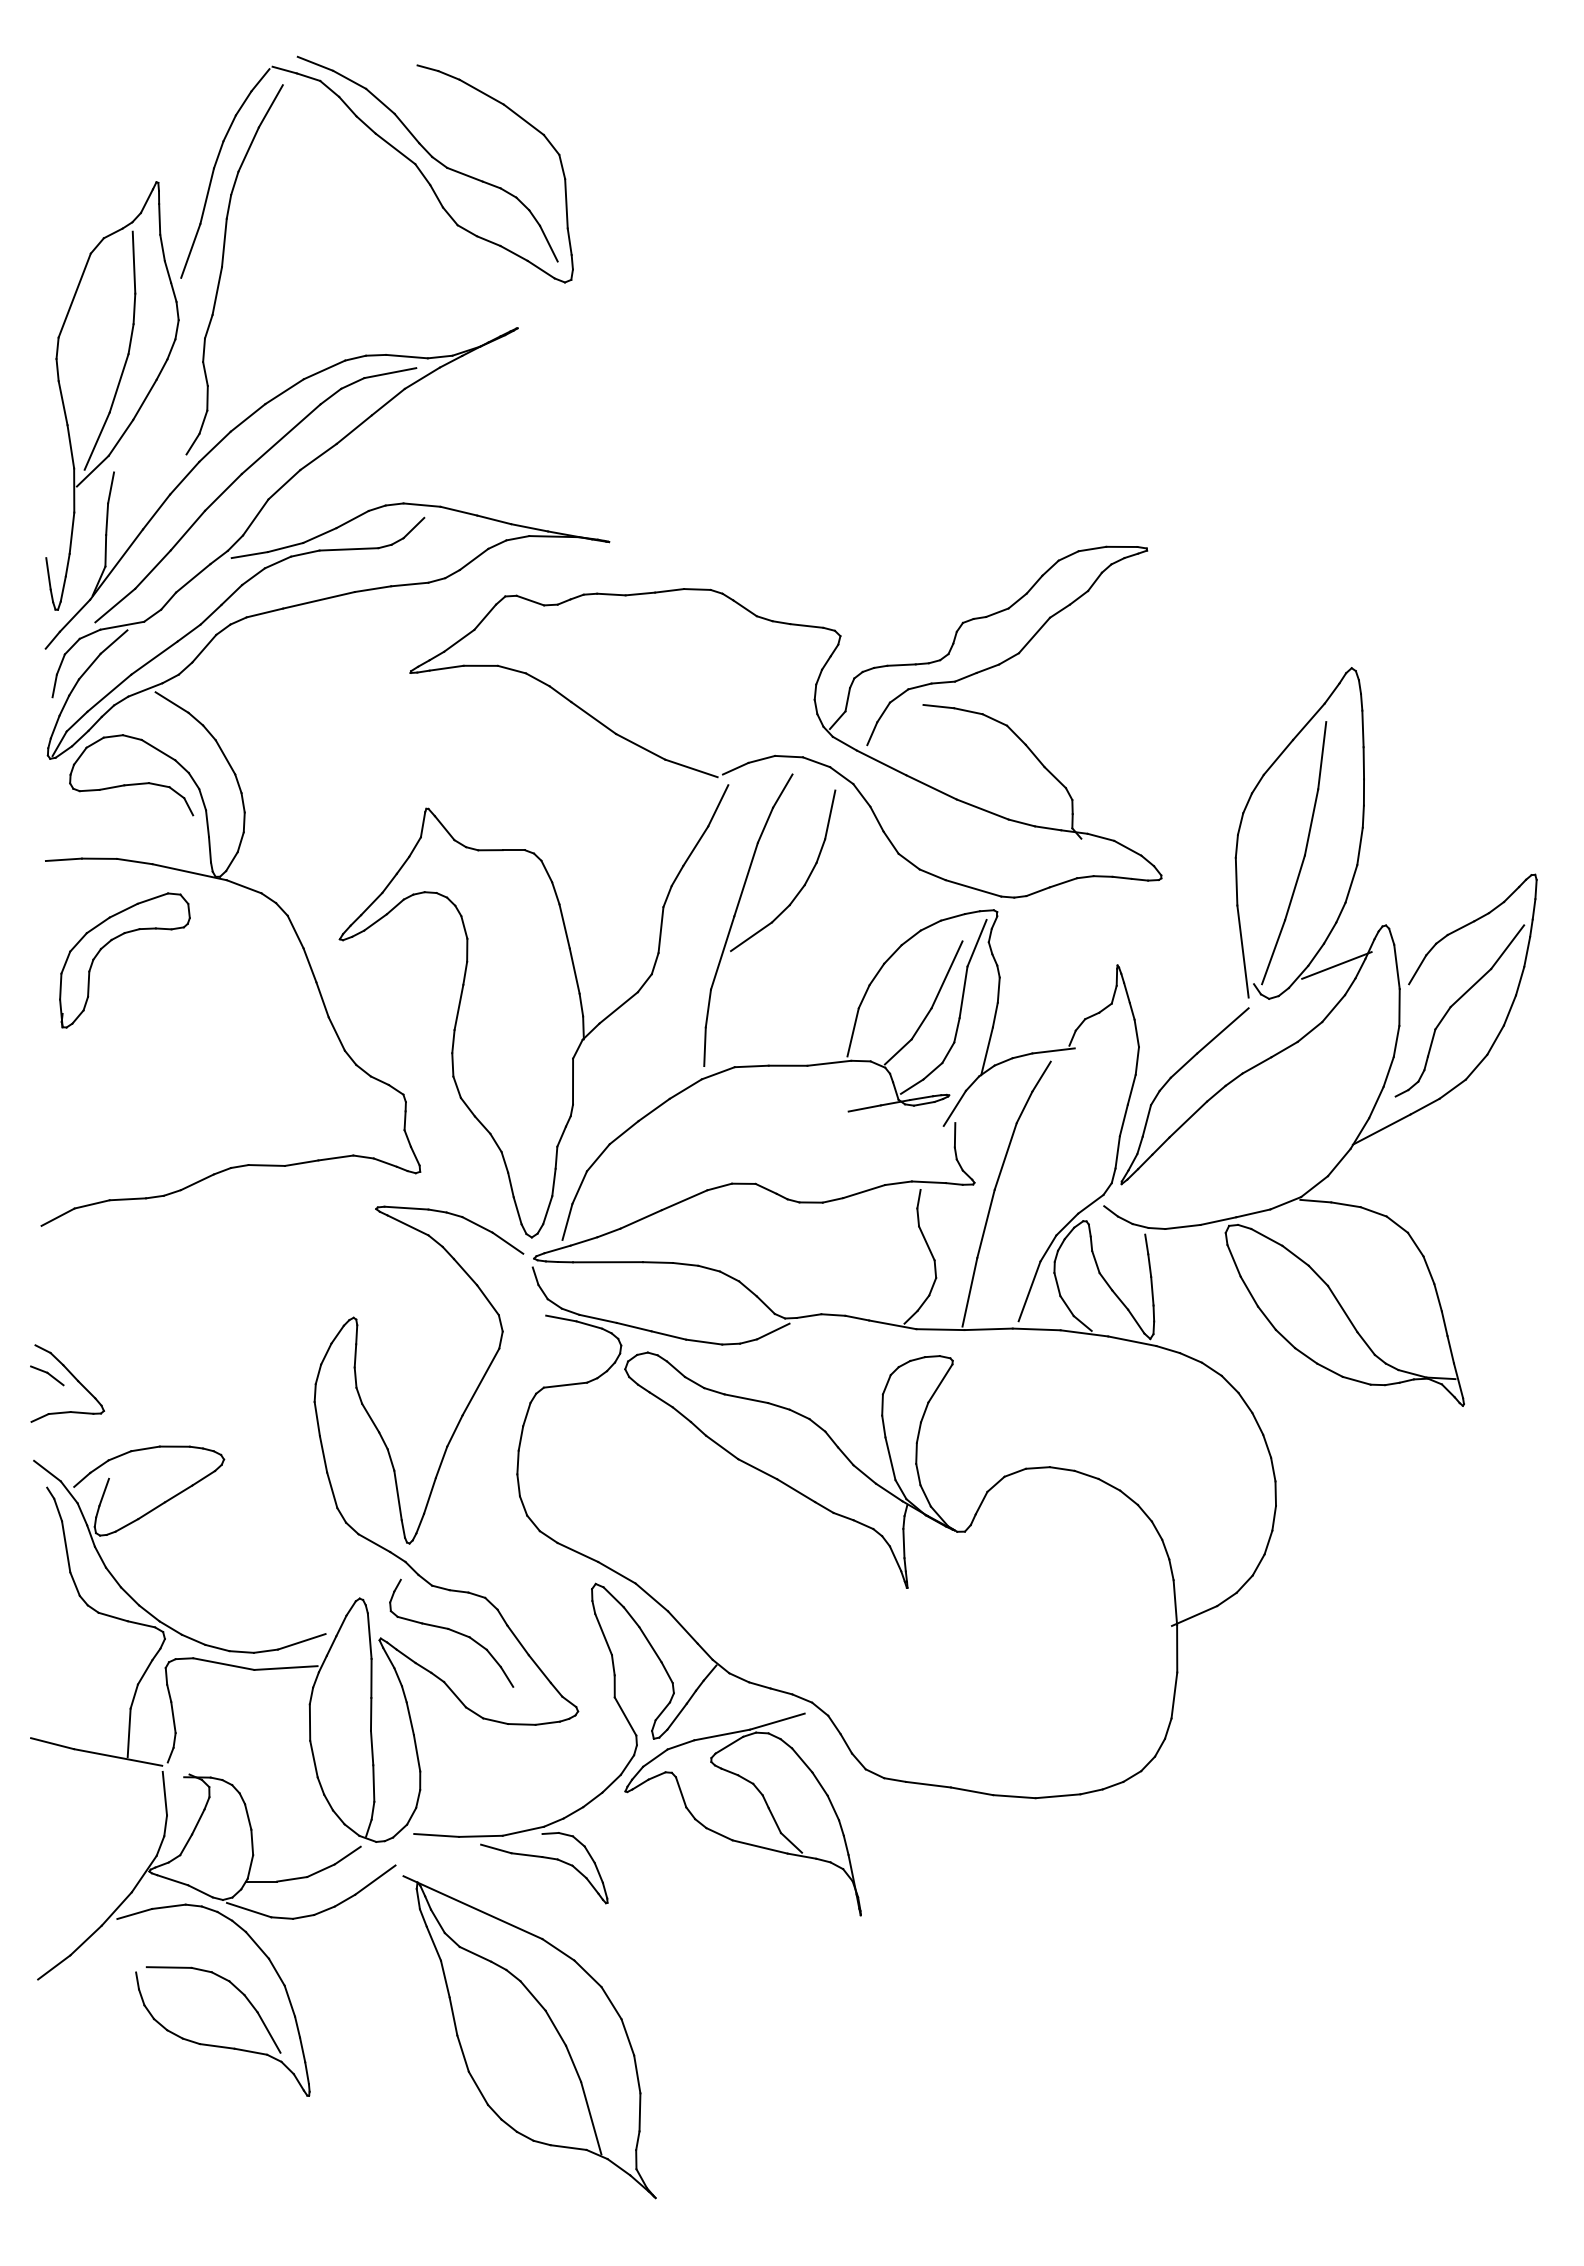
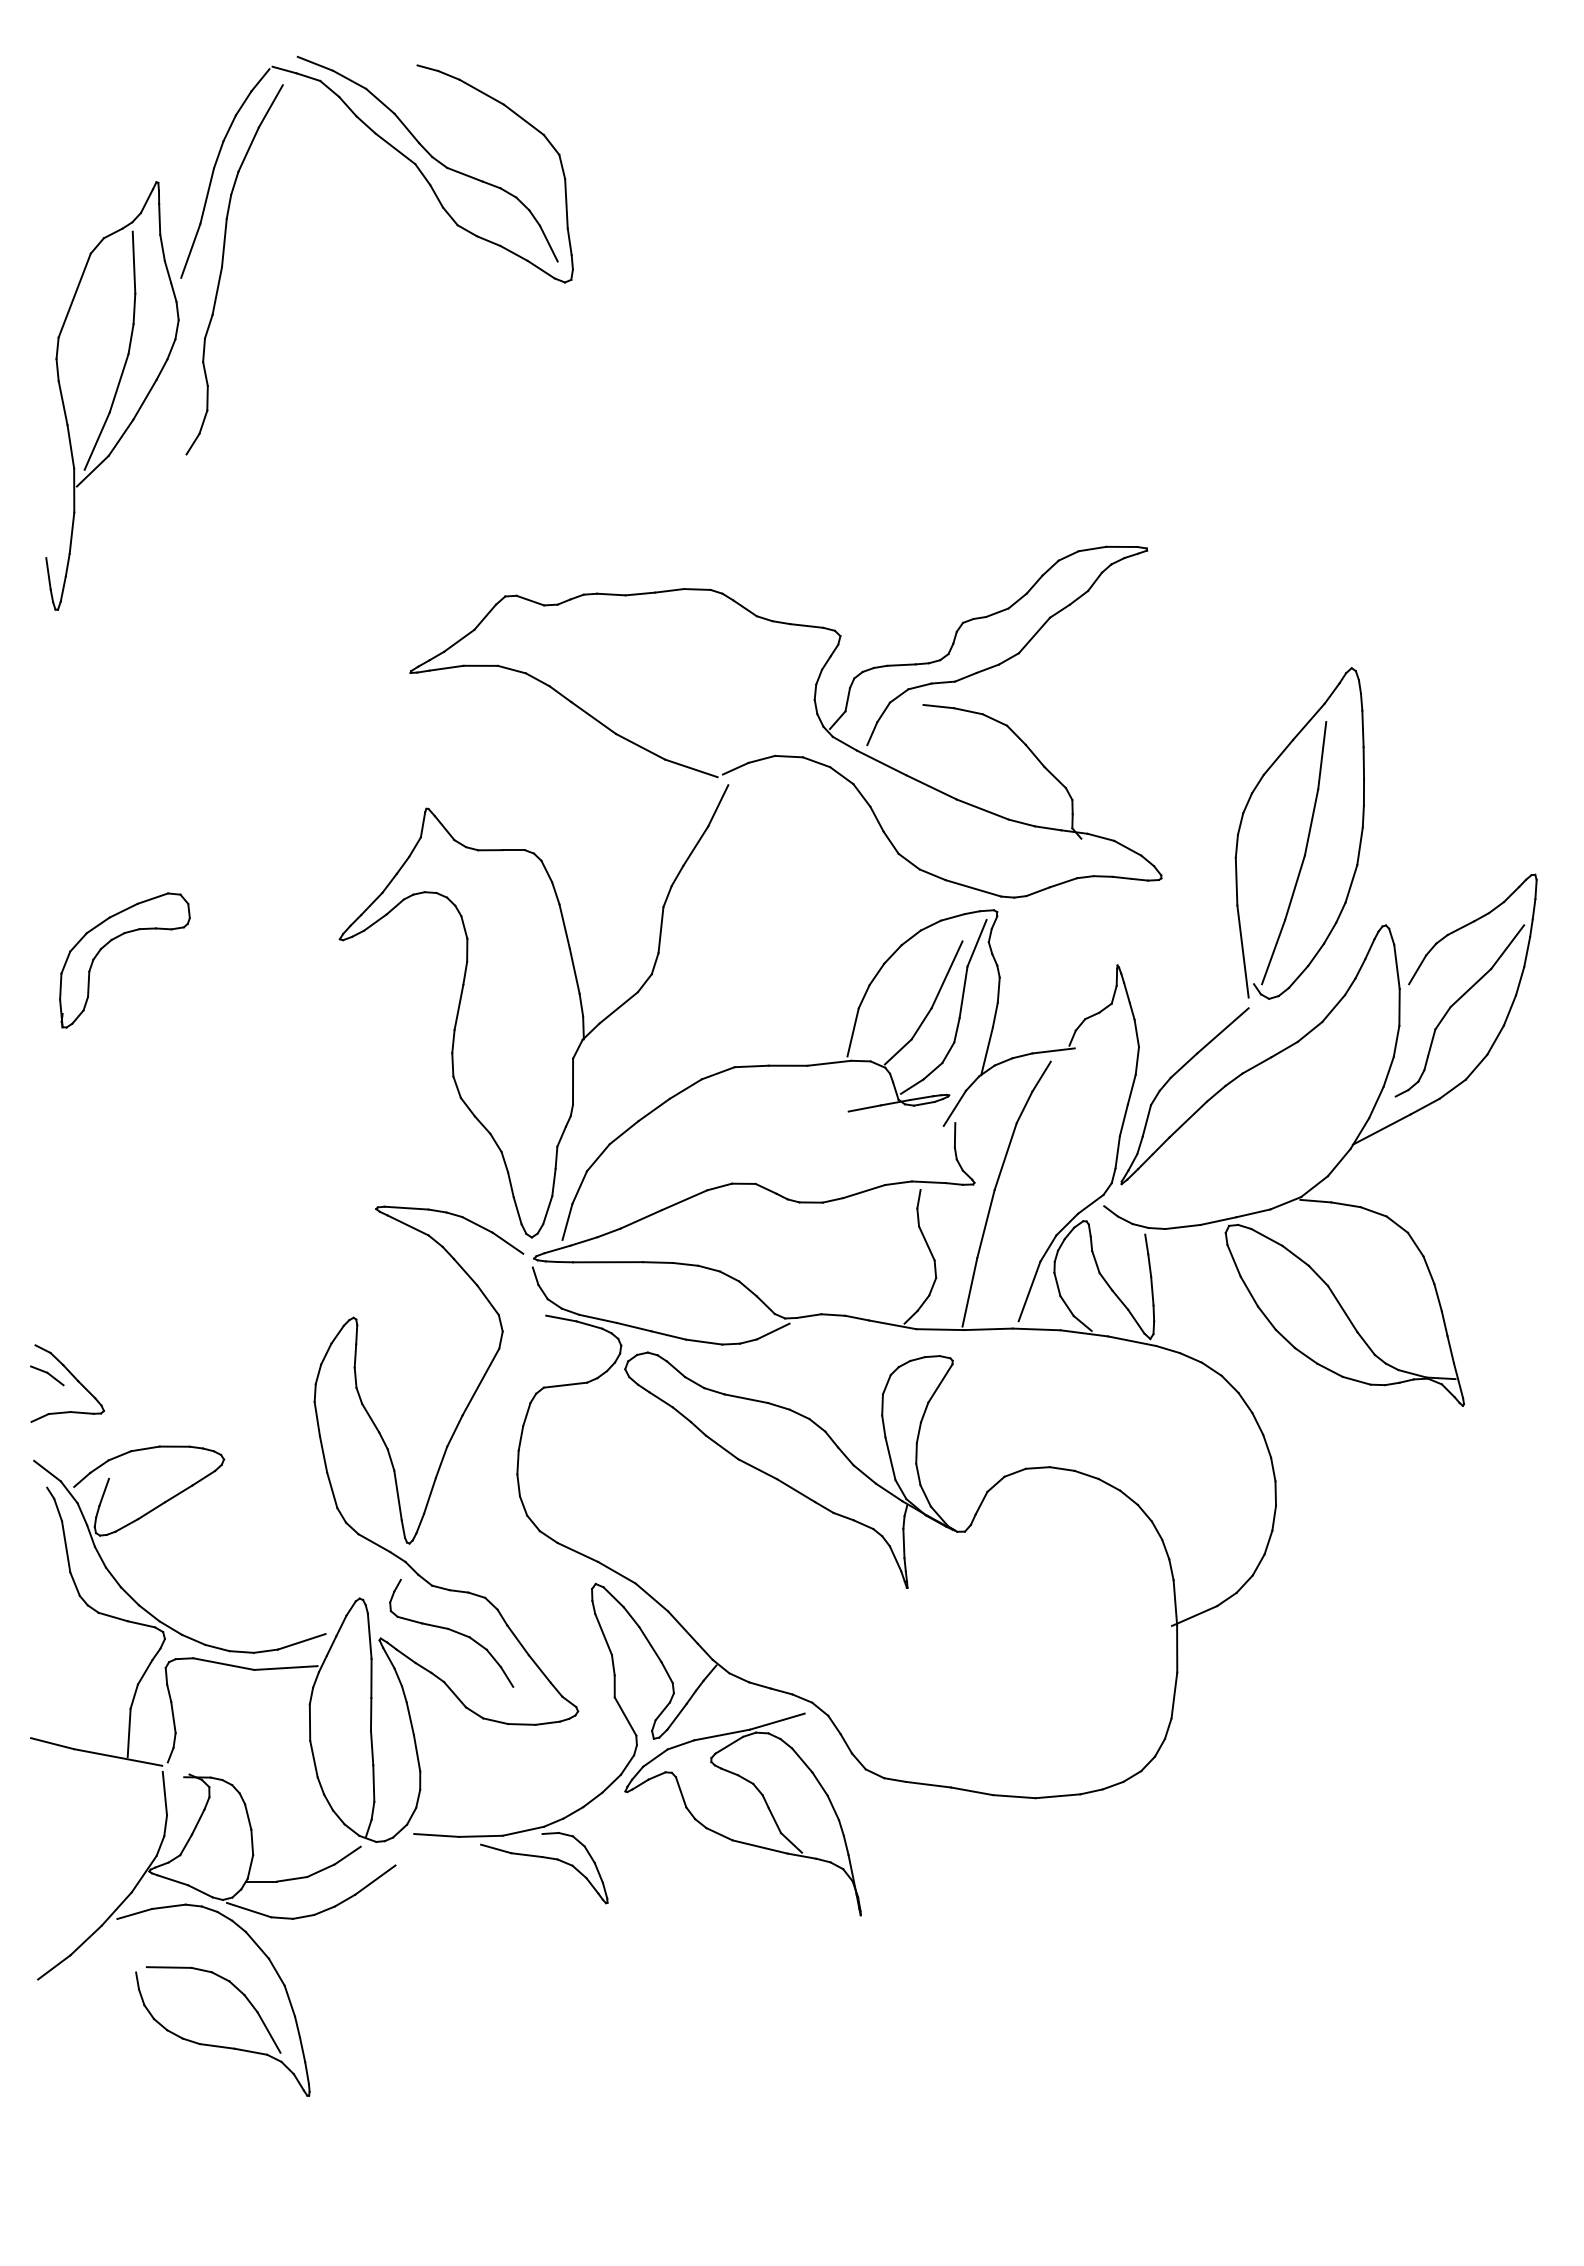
part: present -> none (242, 792)
part: present -> none (769, 919)
line: present -> none (1336, 965)
part: present -> none (529, 2037)
